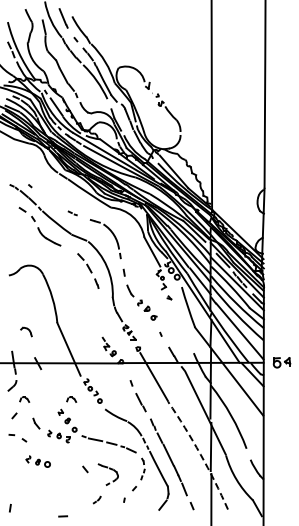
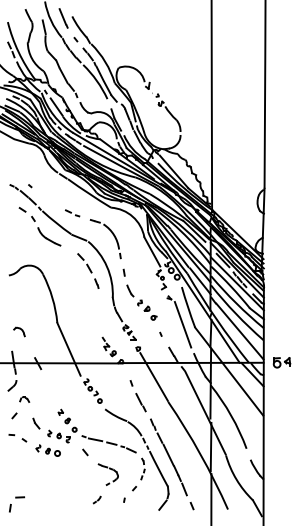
part size: 11x7 px -> 16x9 px (72, 213)
line: none -> present (182, 324)
part position: (26, 331) -> (19, 331) (19, 331)
part: present -> none (71, 399)
arc: dashed -> solid (200, 454)
part position: (37, 461) -> (47, 450) (47, 450)
line position: (85, 469) -> (85, 452) (85, 452)
line position: (62, 516) -> (19, 497) (19, 497)
